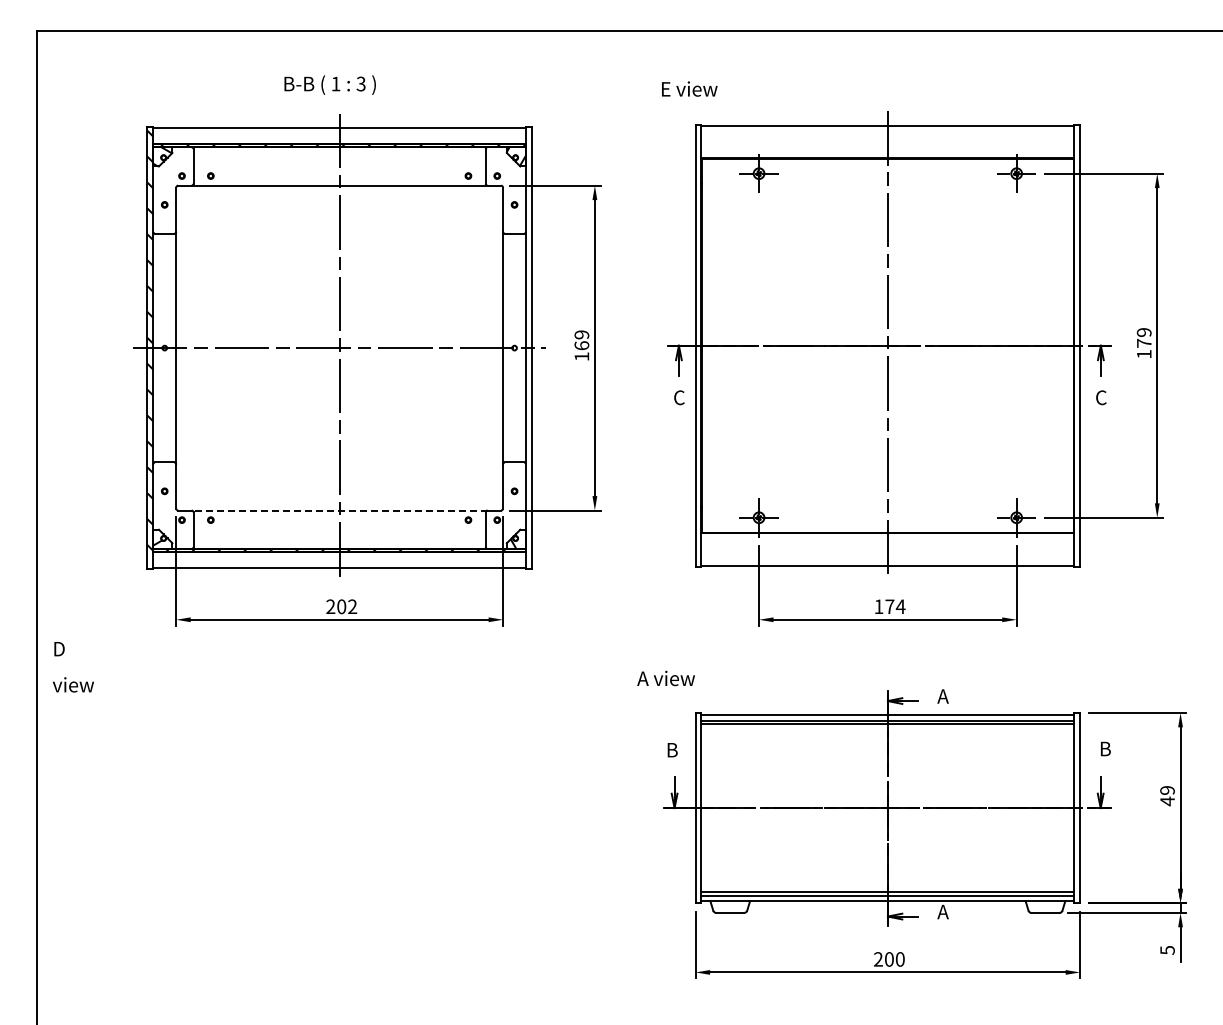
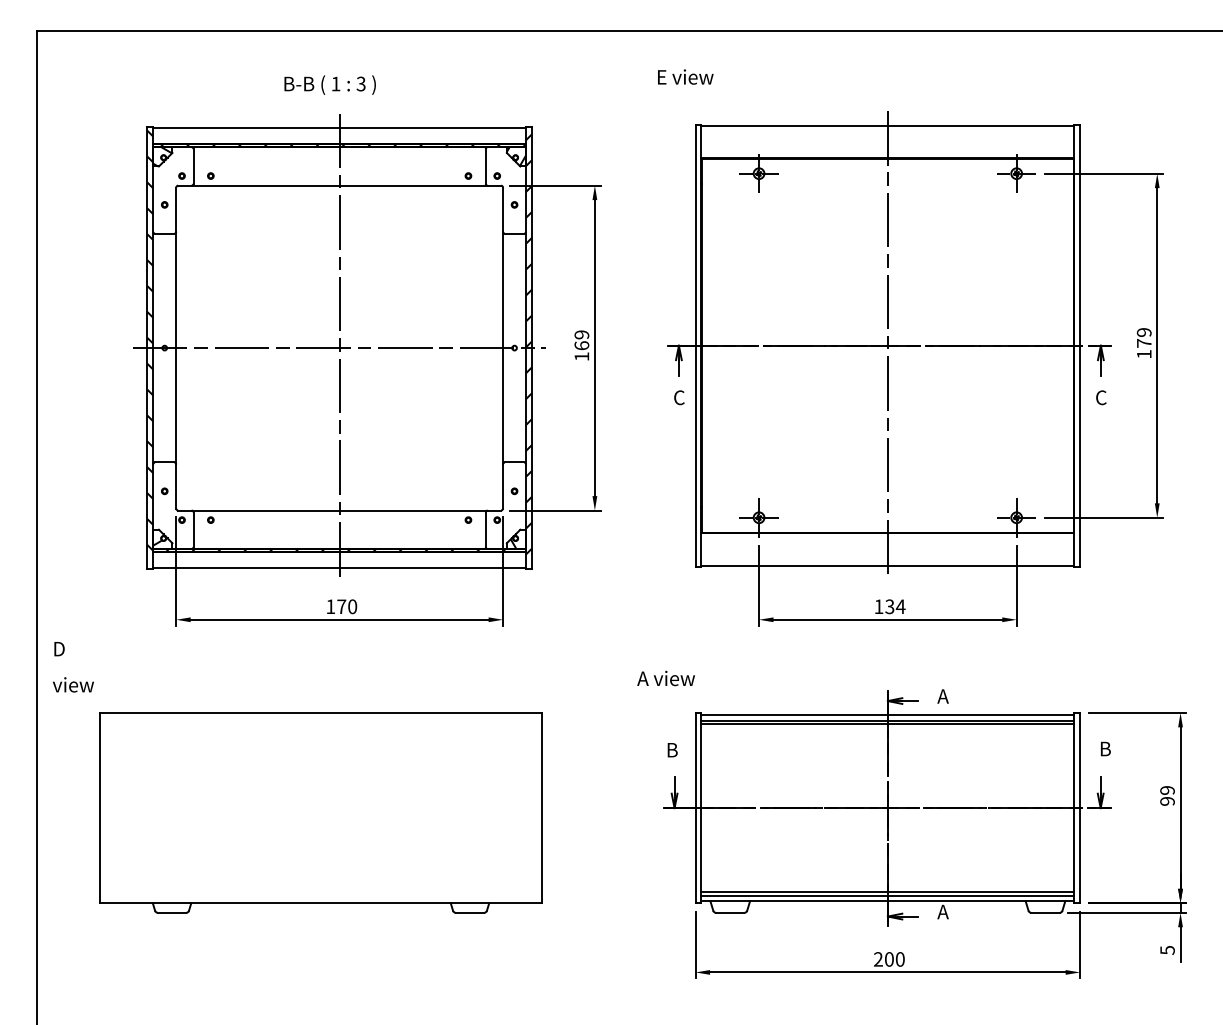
text position: (689, 88) -> (685, 76) (685, 76)
hatch: none -> present (528, 344)
line: dashed -> solid (339, 510)
text: 202 -> 170 (341, 606)
text: 174 -> 134 (889, 606)
text: 49 -> 99 (1167, 801)
part: none -> present (320, 812)
